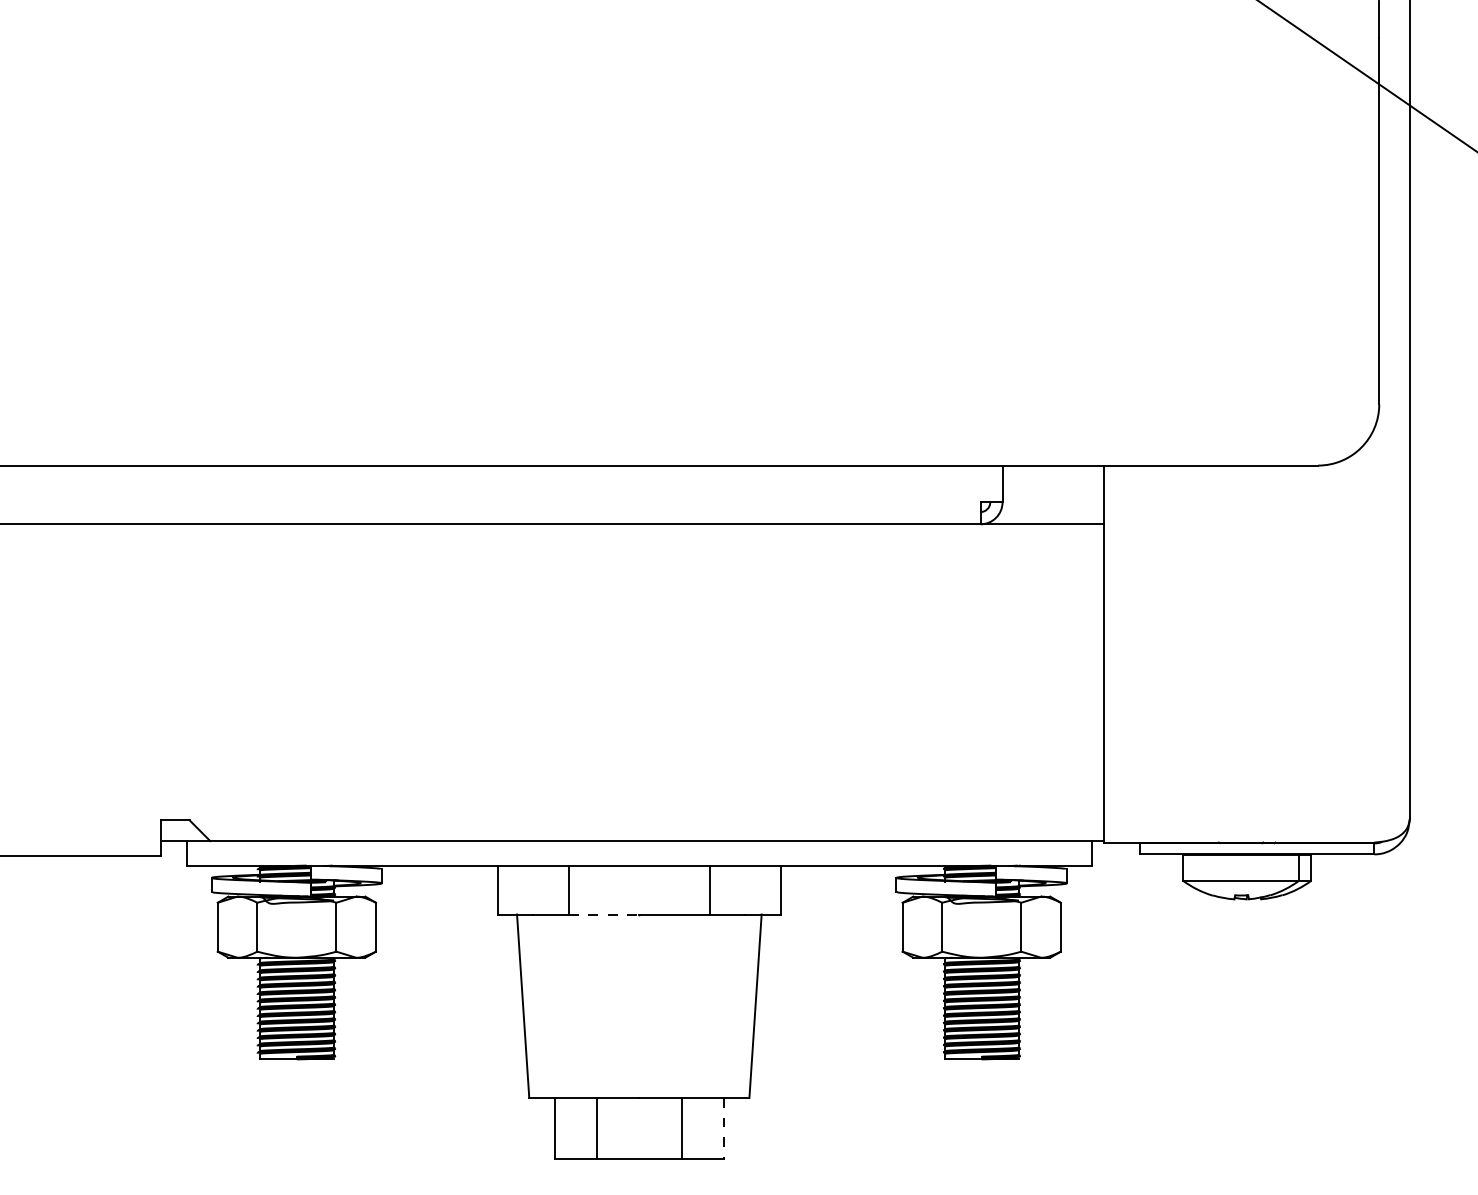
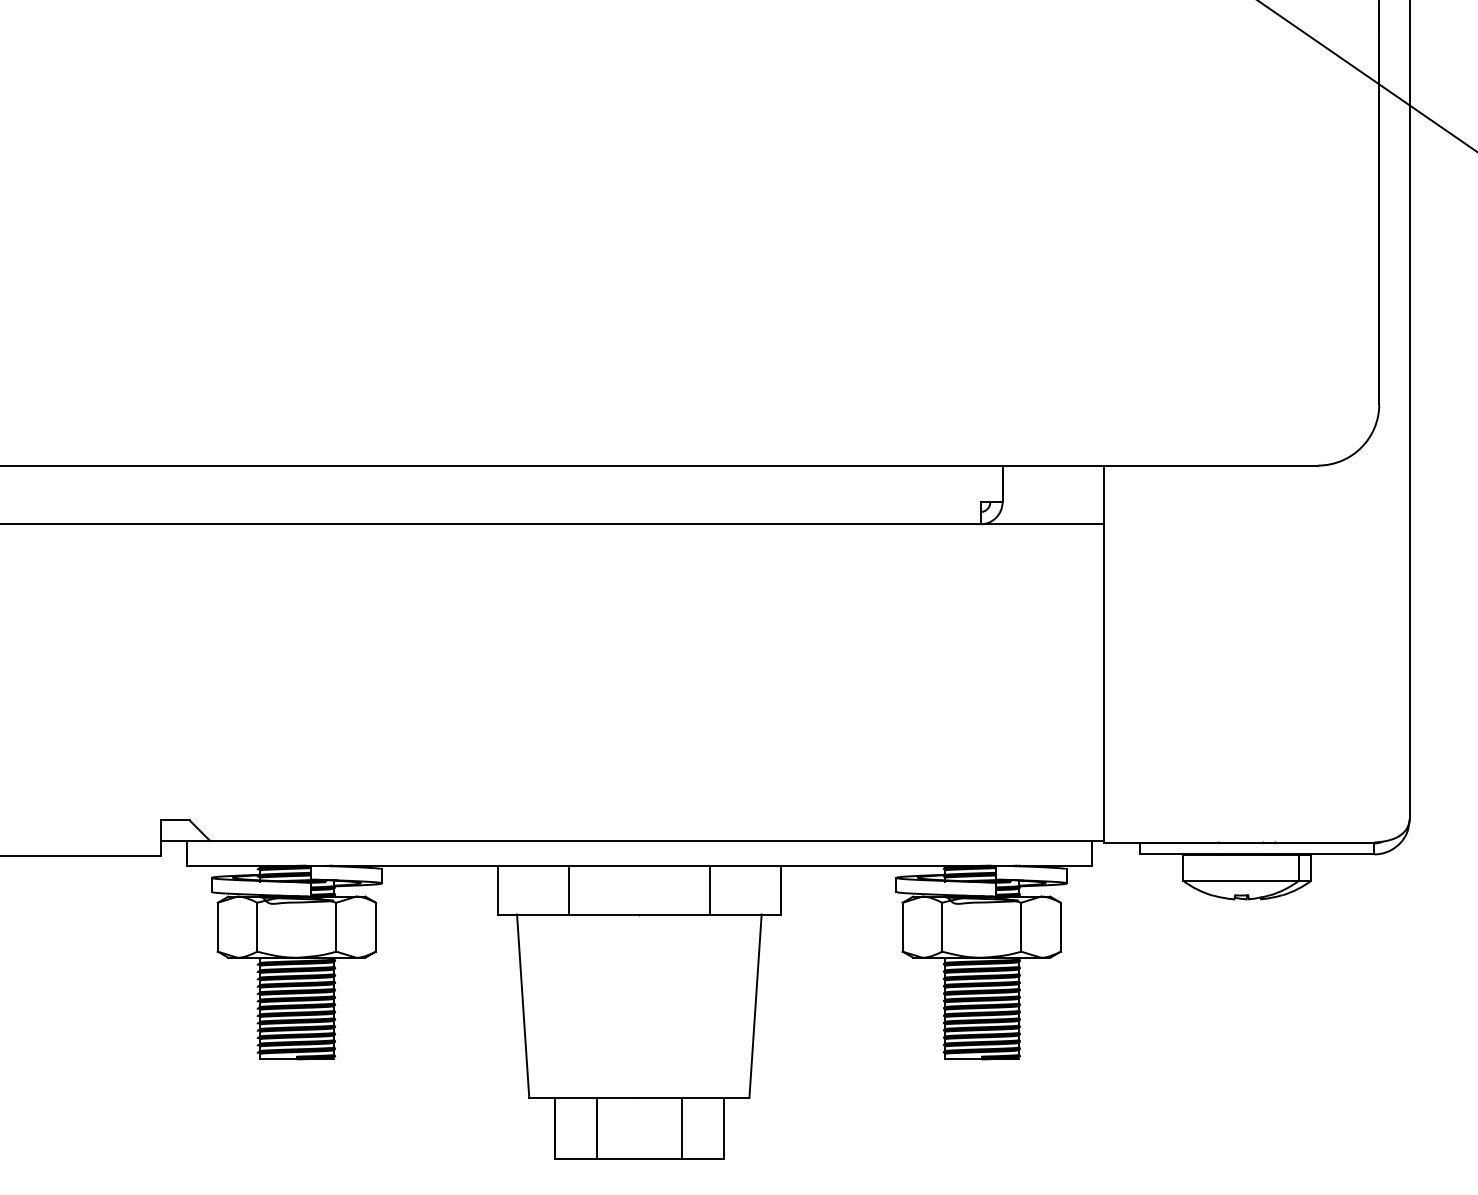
line: dashed -> solid (604, 914)
line: dashed -> solid (724, 1128)
